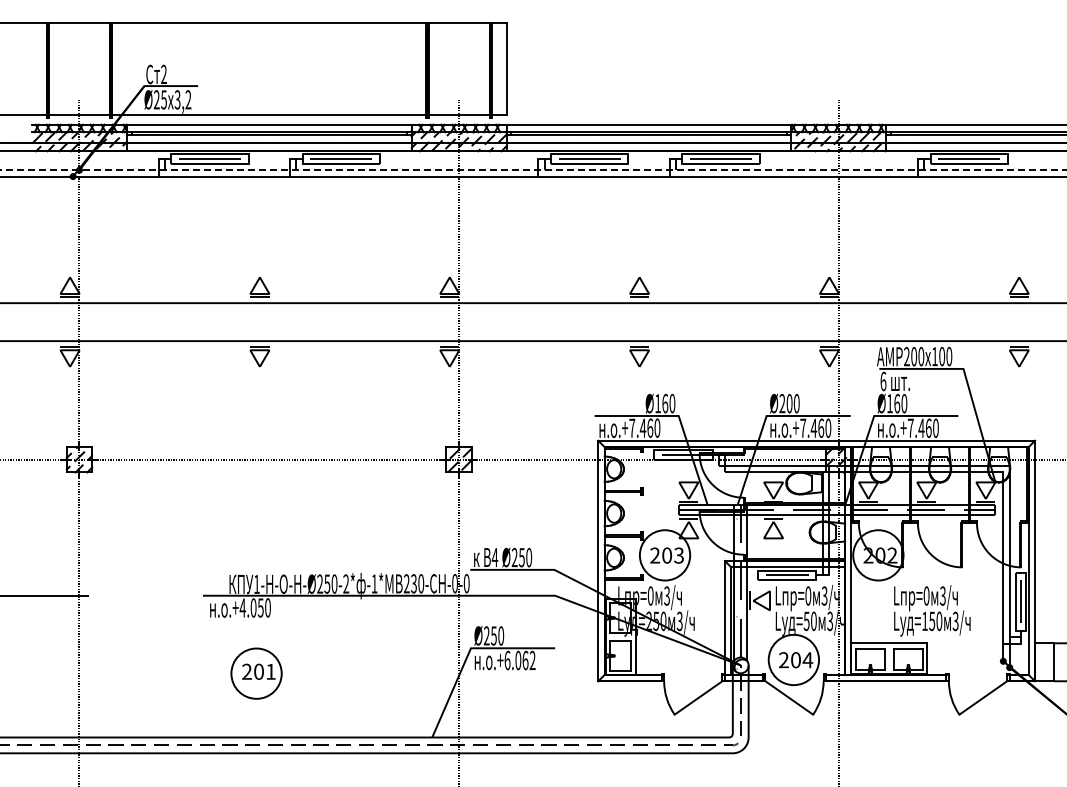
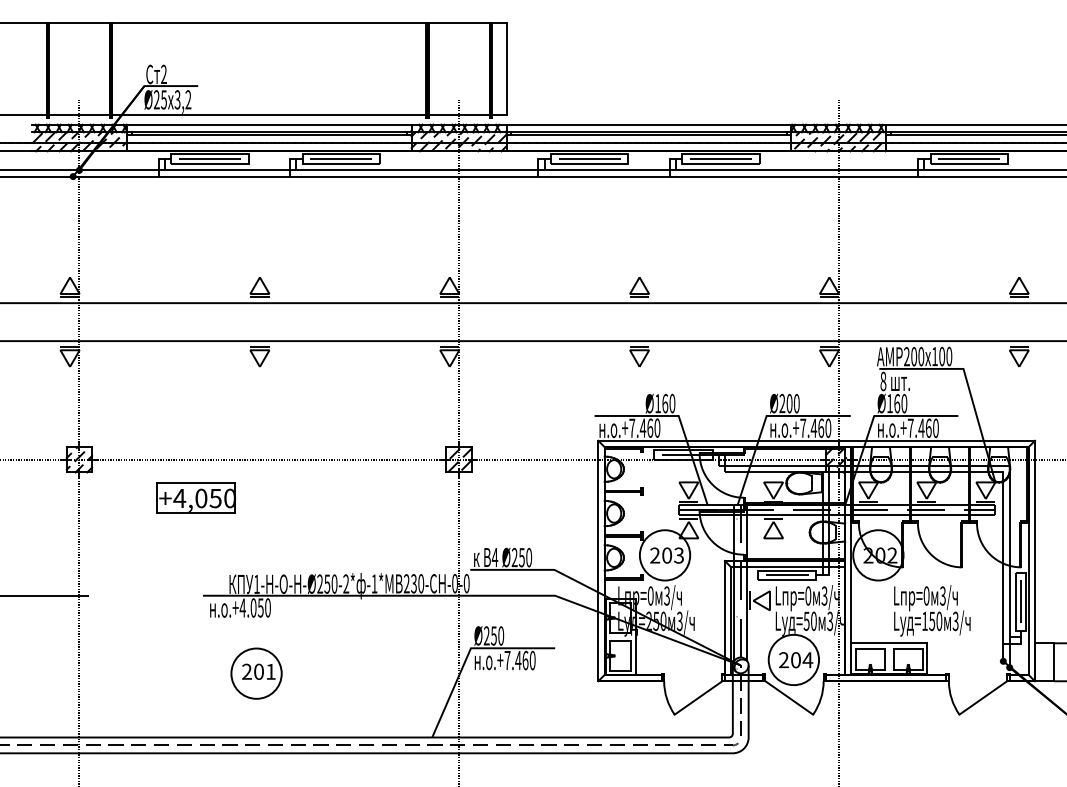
line: dashed -> solid (533, 170)
text: 6 -> 8 (883, 380)
part: none -> present (195, 497)
text: .+6.062 -> .+7.460 (519, 660)
